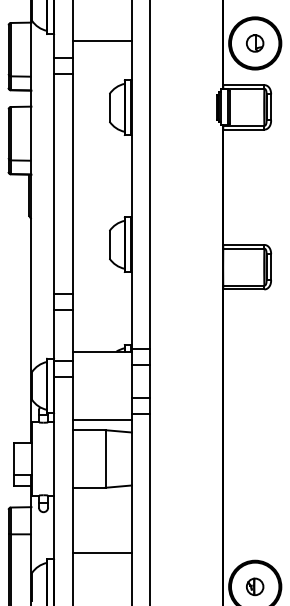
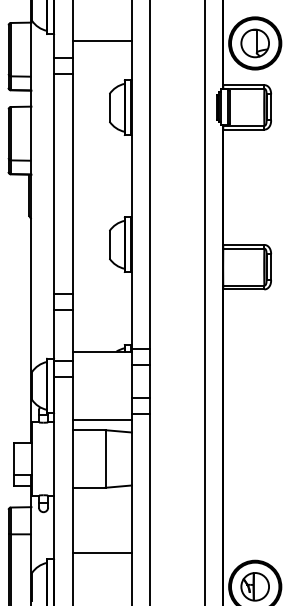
part size: 19x19 px -> 30x31 px (254, 43)
line: none -> present (204, 302)
part size: 19x20 px -> 30x30 px (254, 586)
